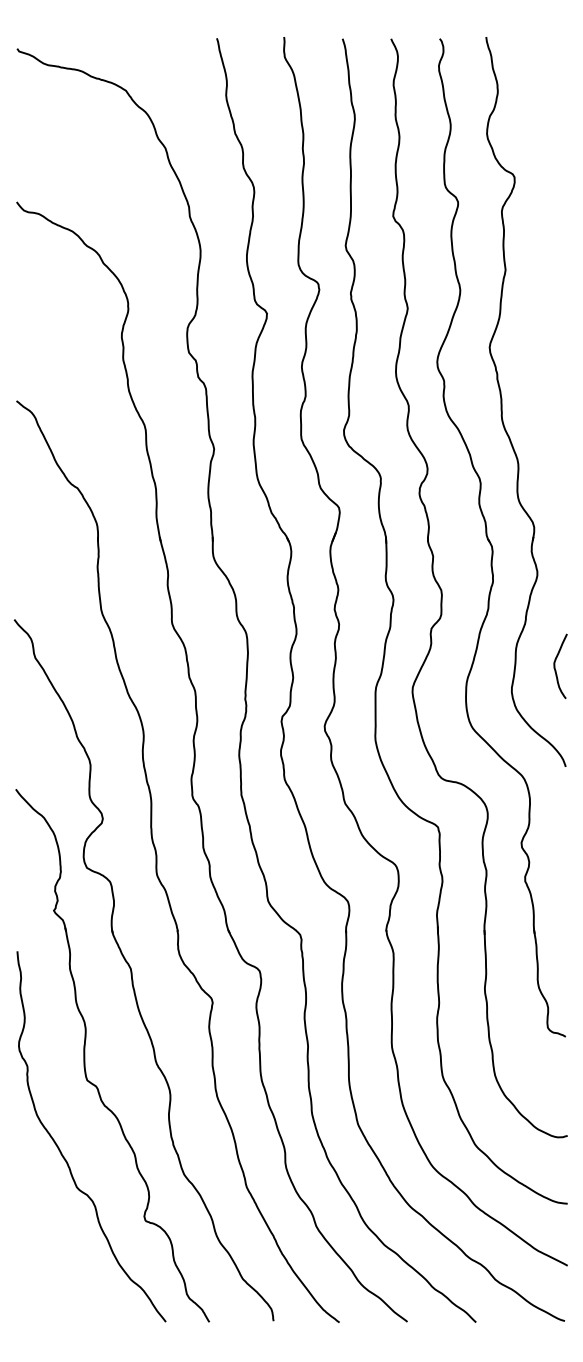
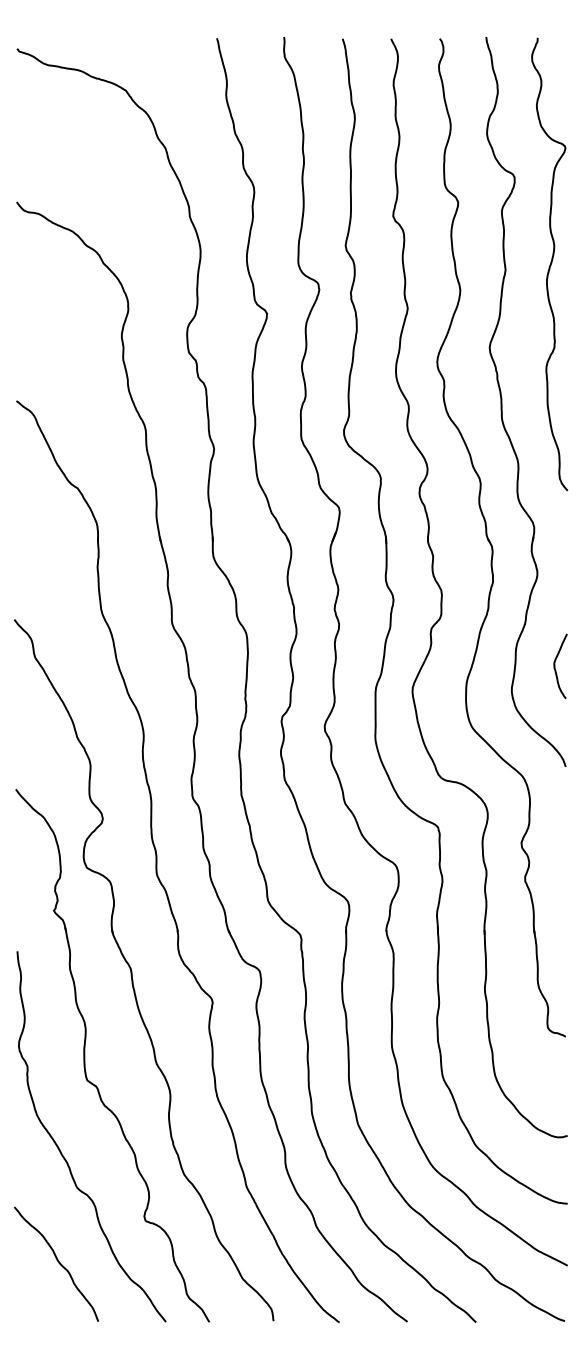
curve: none -> present (549, 264)
curve: none -> present (58, 1263)
